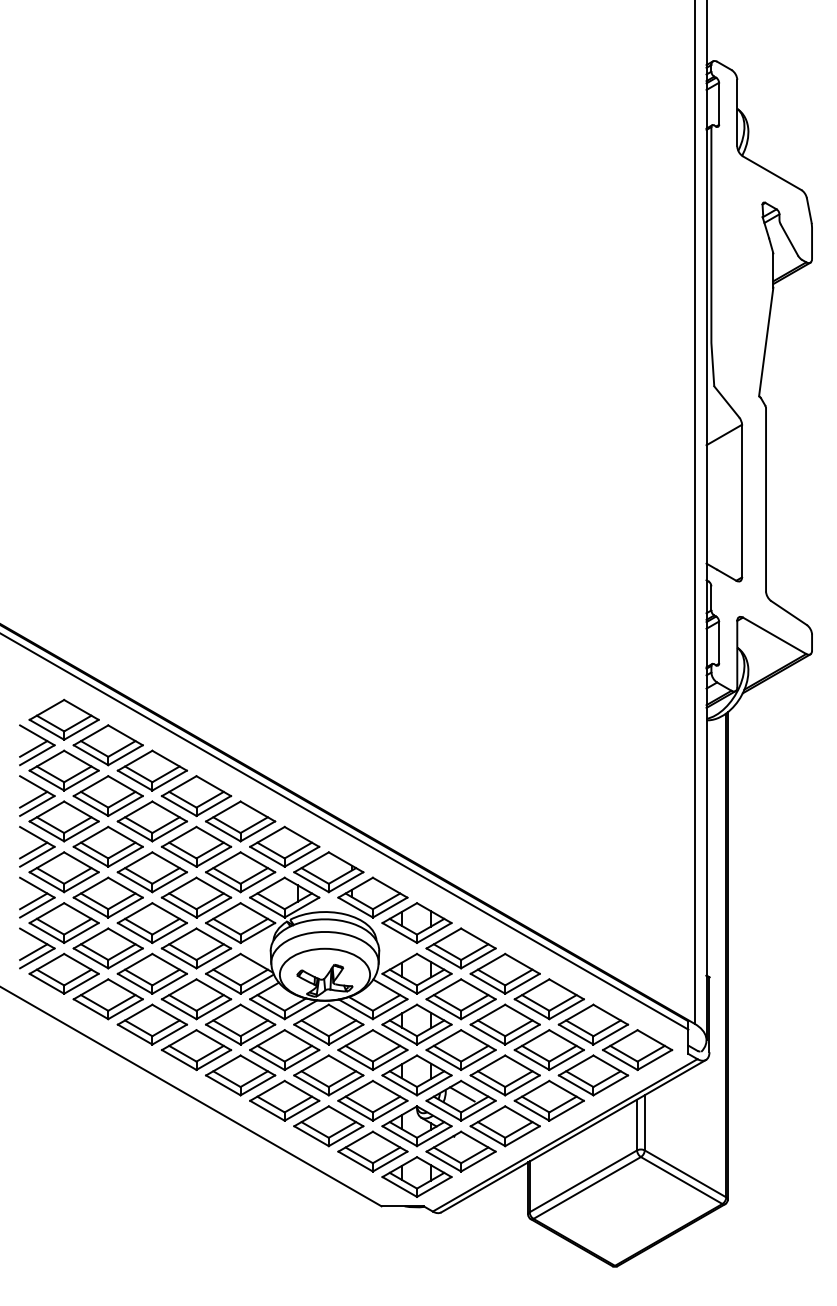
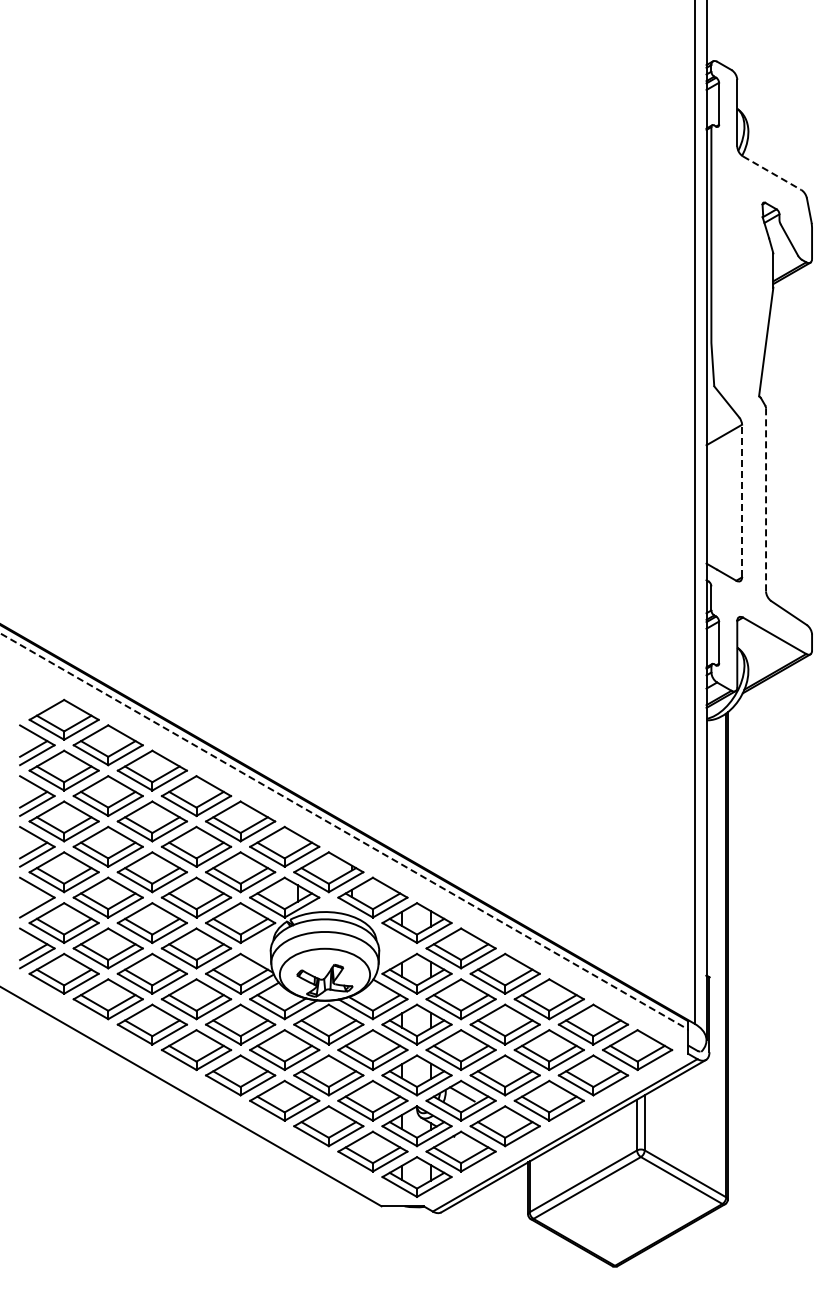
line: solid -> dashed (772, 173)
line: solid -> dashed (766, 499)
line: solid -> dashed (742, 500)
line: solid -> dashed (344, 831)
line: present -> none (33, 901)
